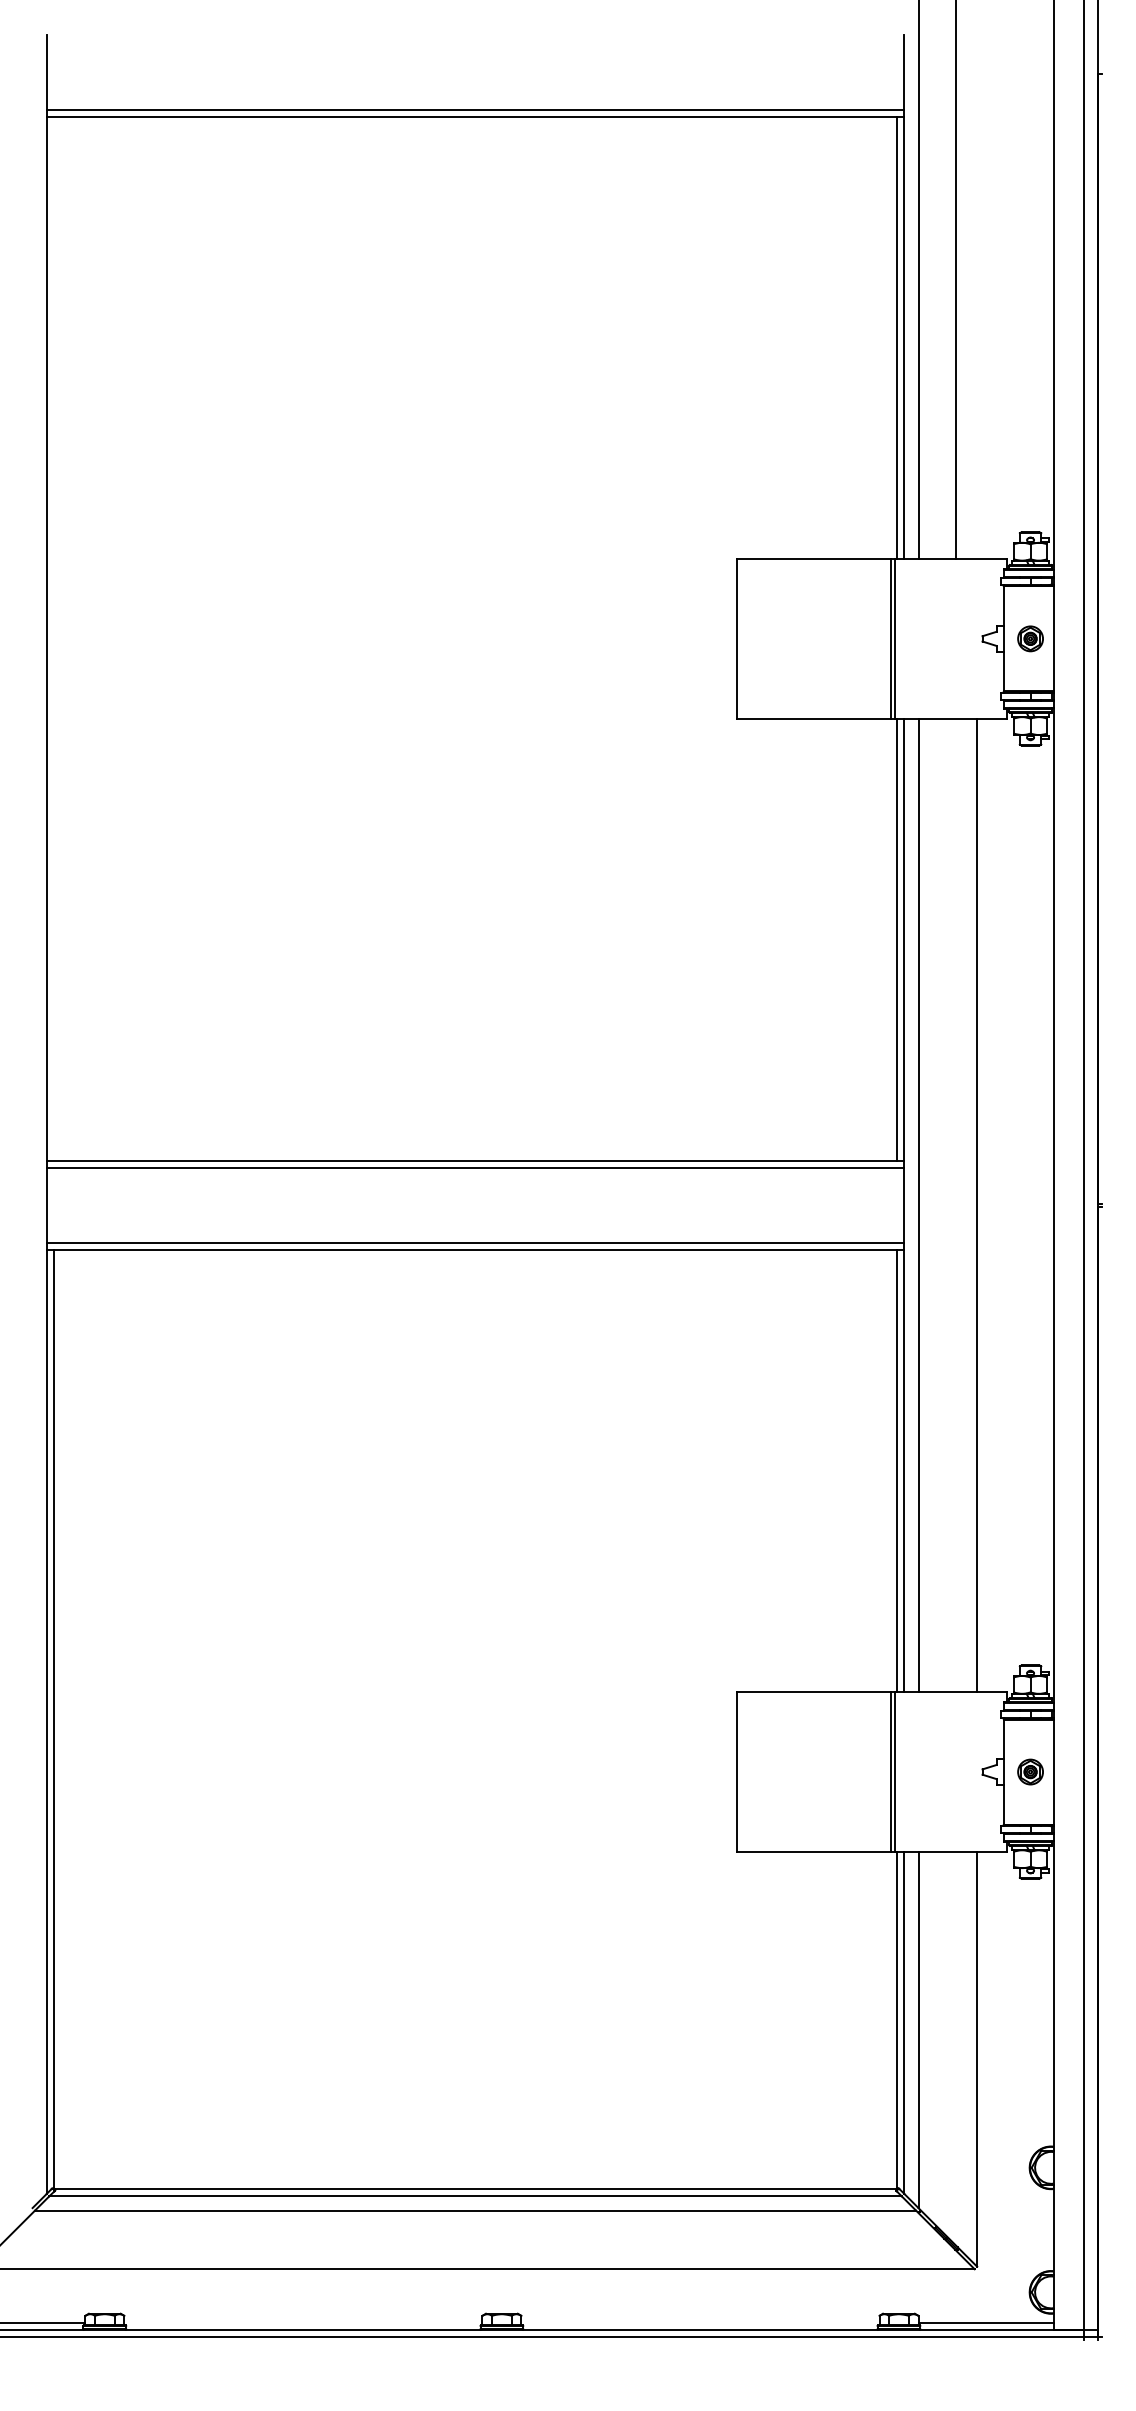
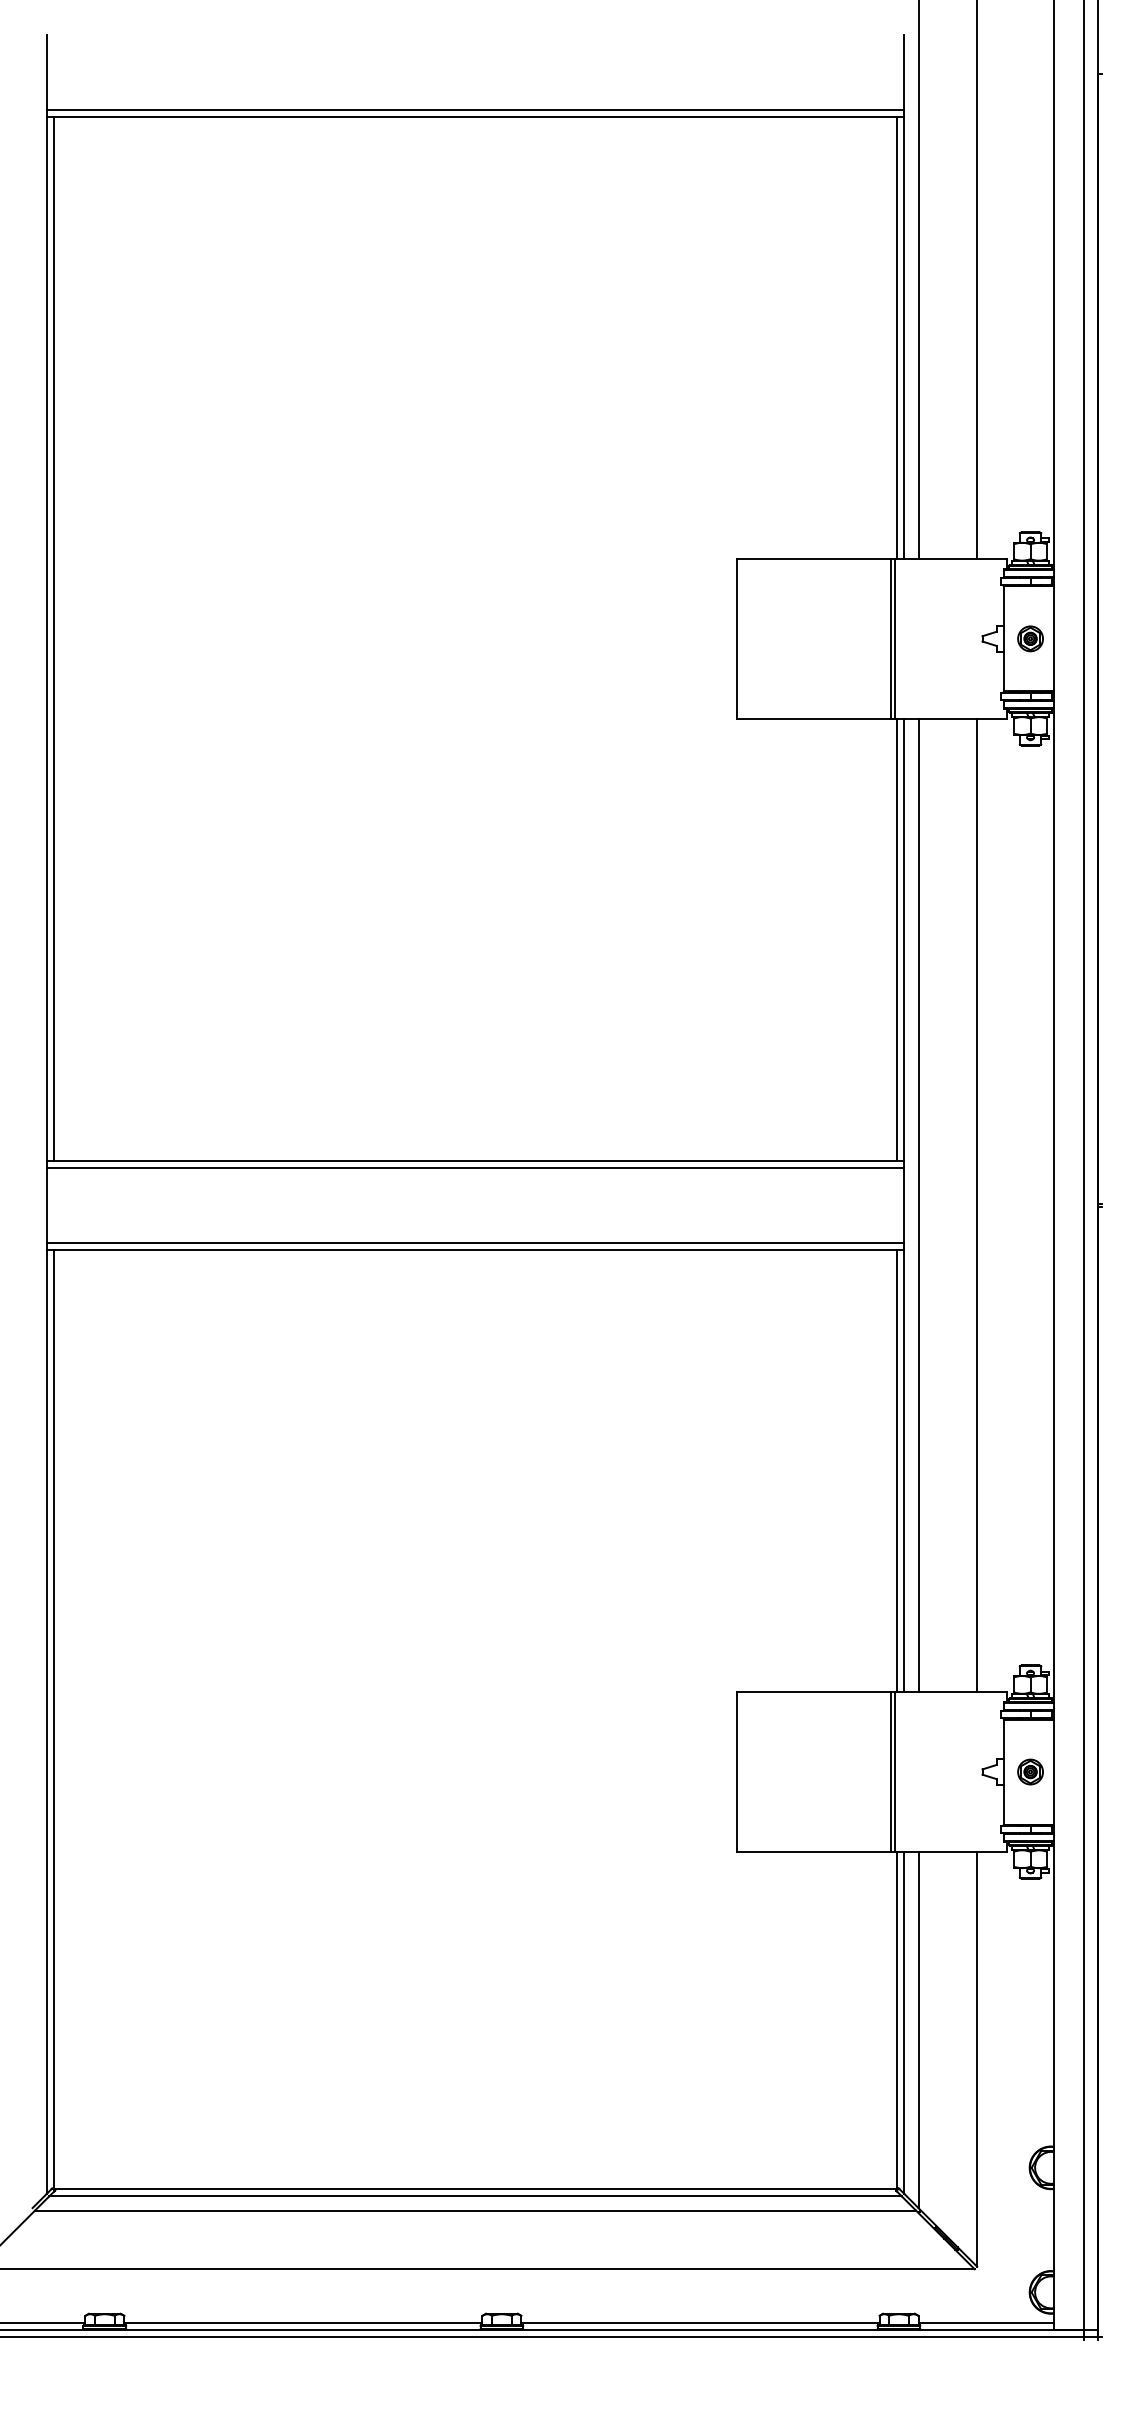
line position: (956, 280) -> (977, 280) (977, 280)
line: none -> present (53, 638)
line: none -> present (303, 2322)
line: none -> present (700, 2322)
